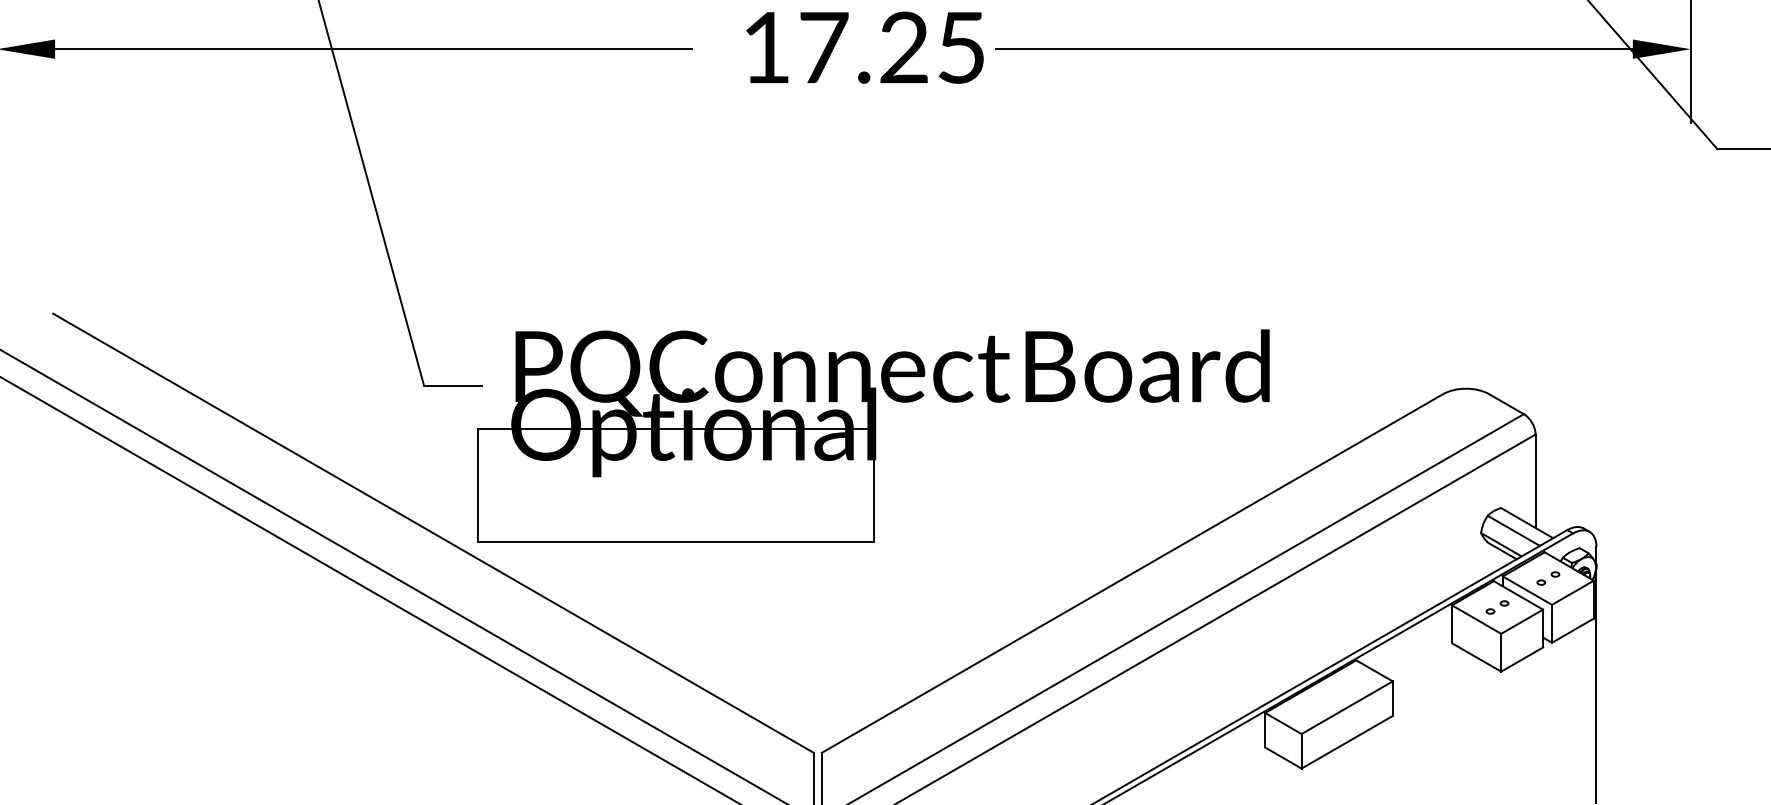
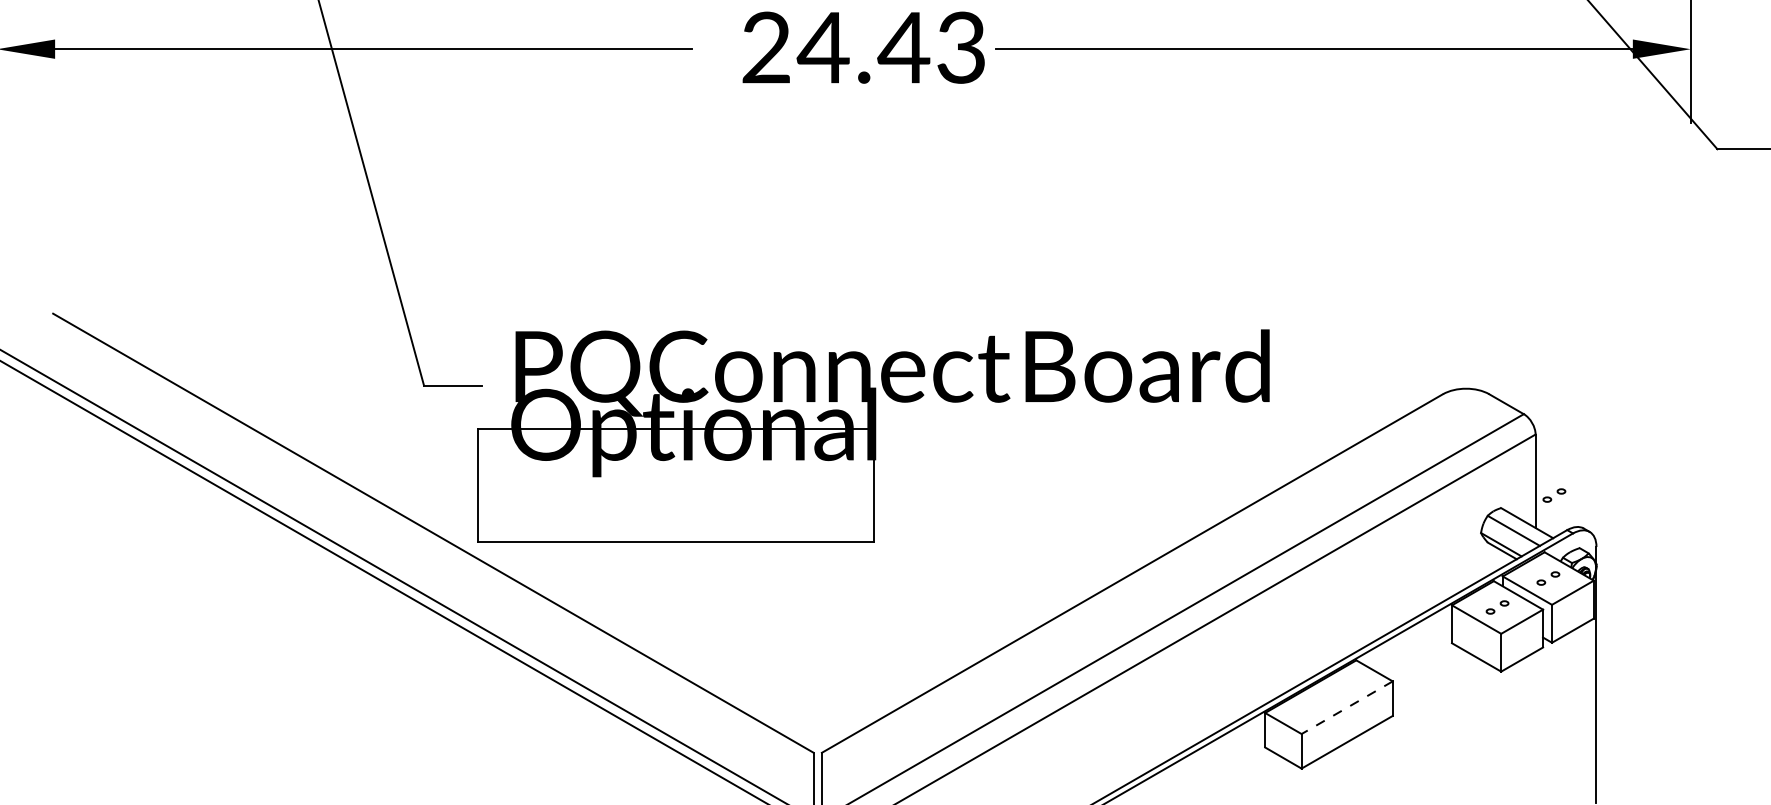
text: 17.25 -> 24.43 (863, 47)
part: none -> present (1554, 495)
line position: (368, 589) -> (382, 581) (382, 581)
line: solid -> dashed (1347, 707)
